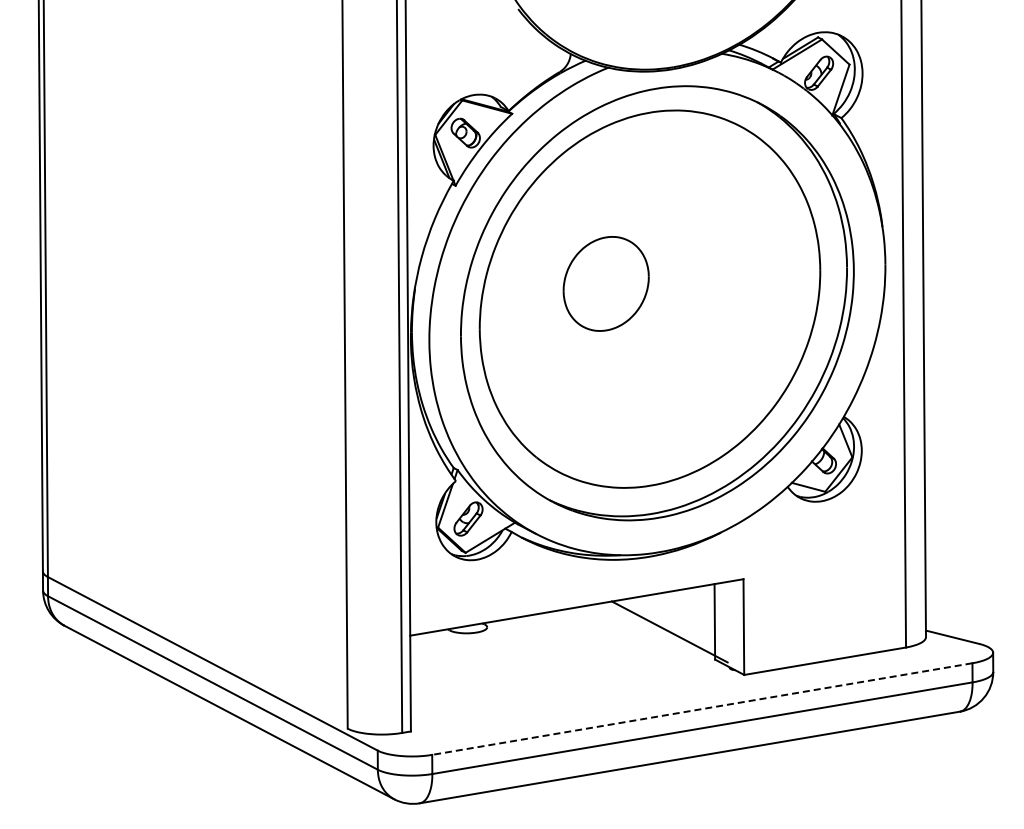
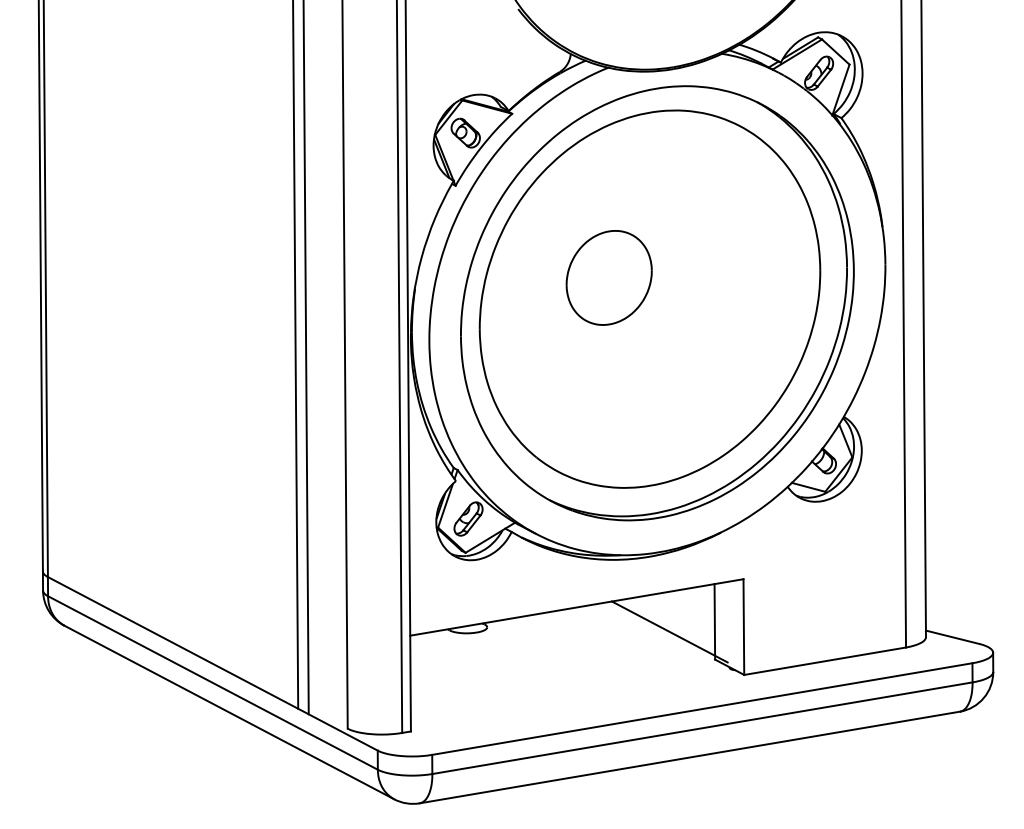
part position: (605, 283) -> (608, 277) (608, 277)
line: none -> present (295, 355)
line: none -> present (305, 358)
line: dashed -> solid (702, 709)
